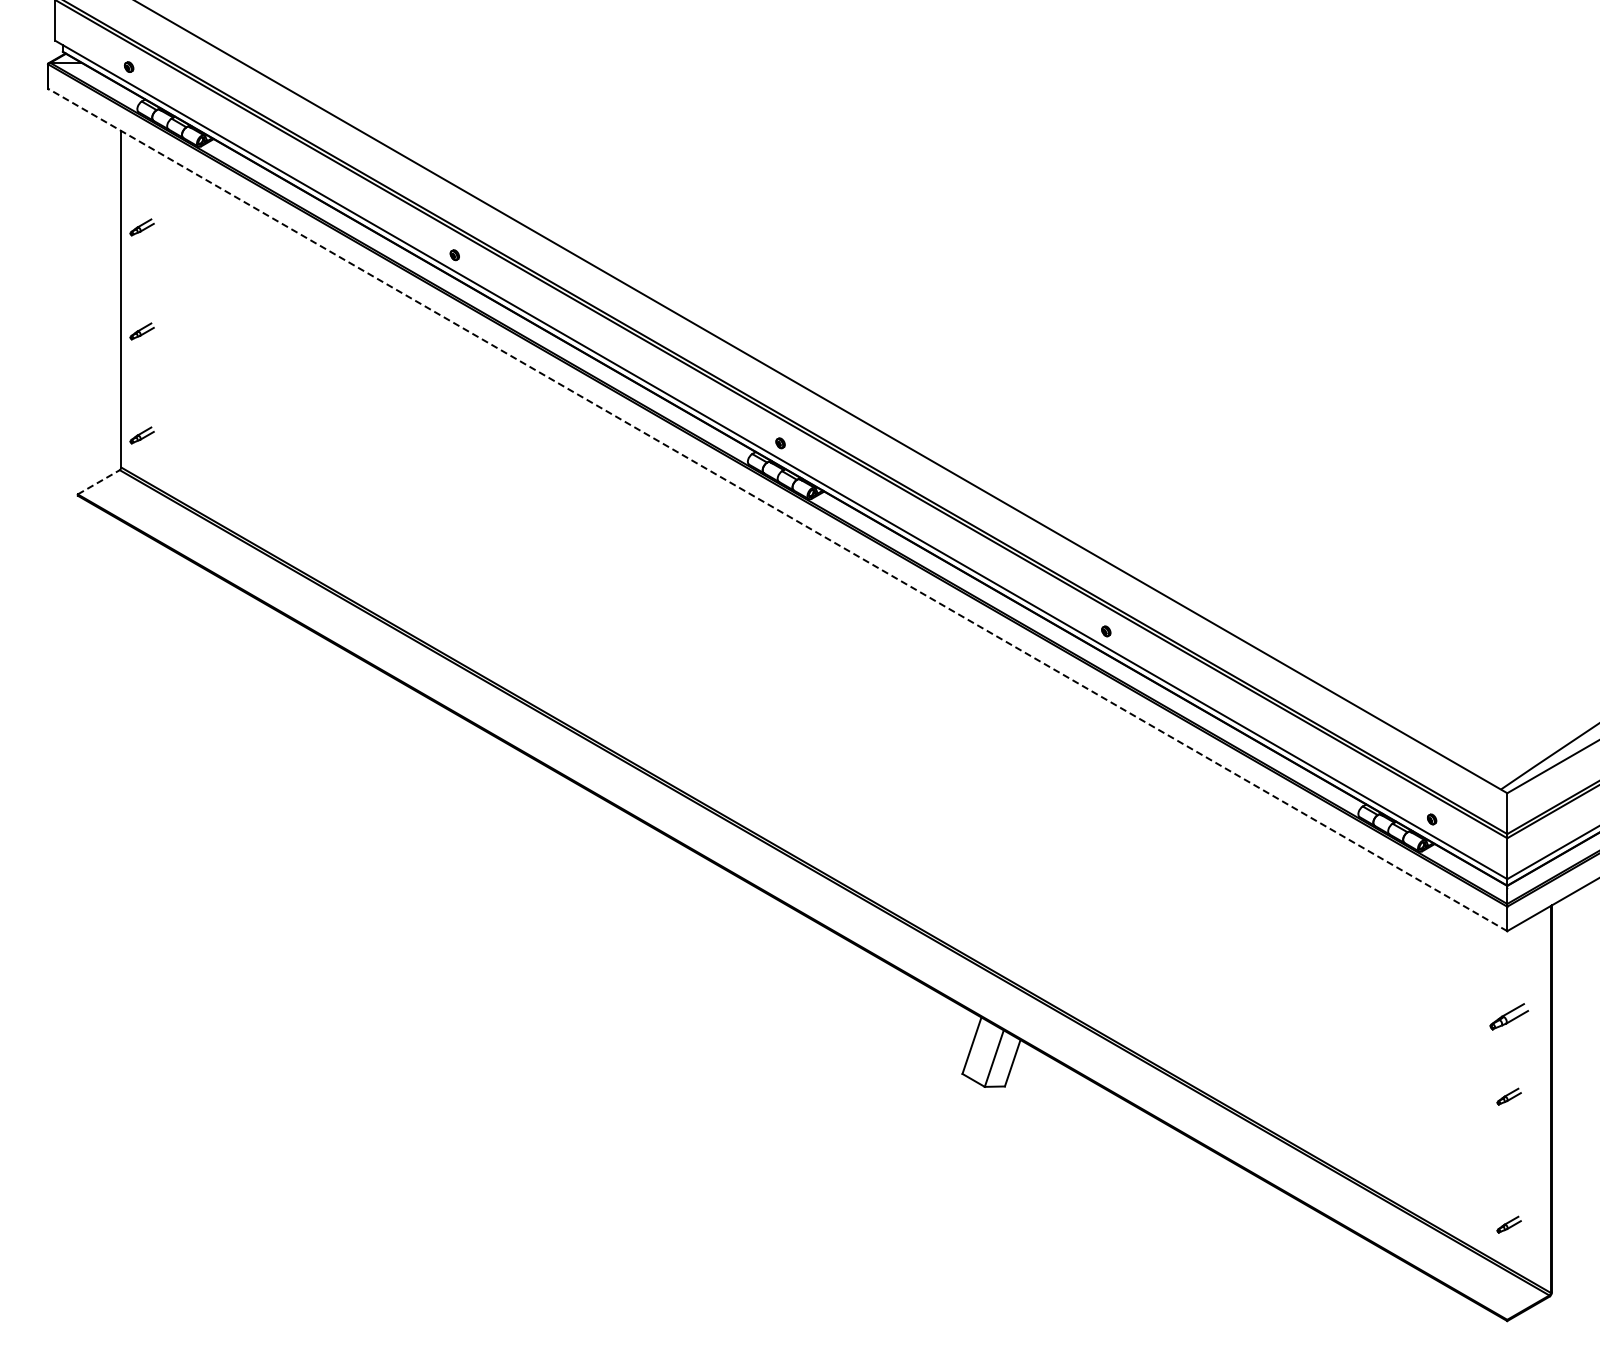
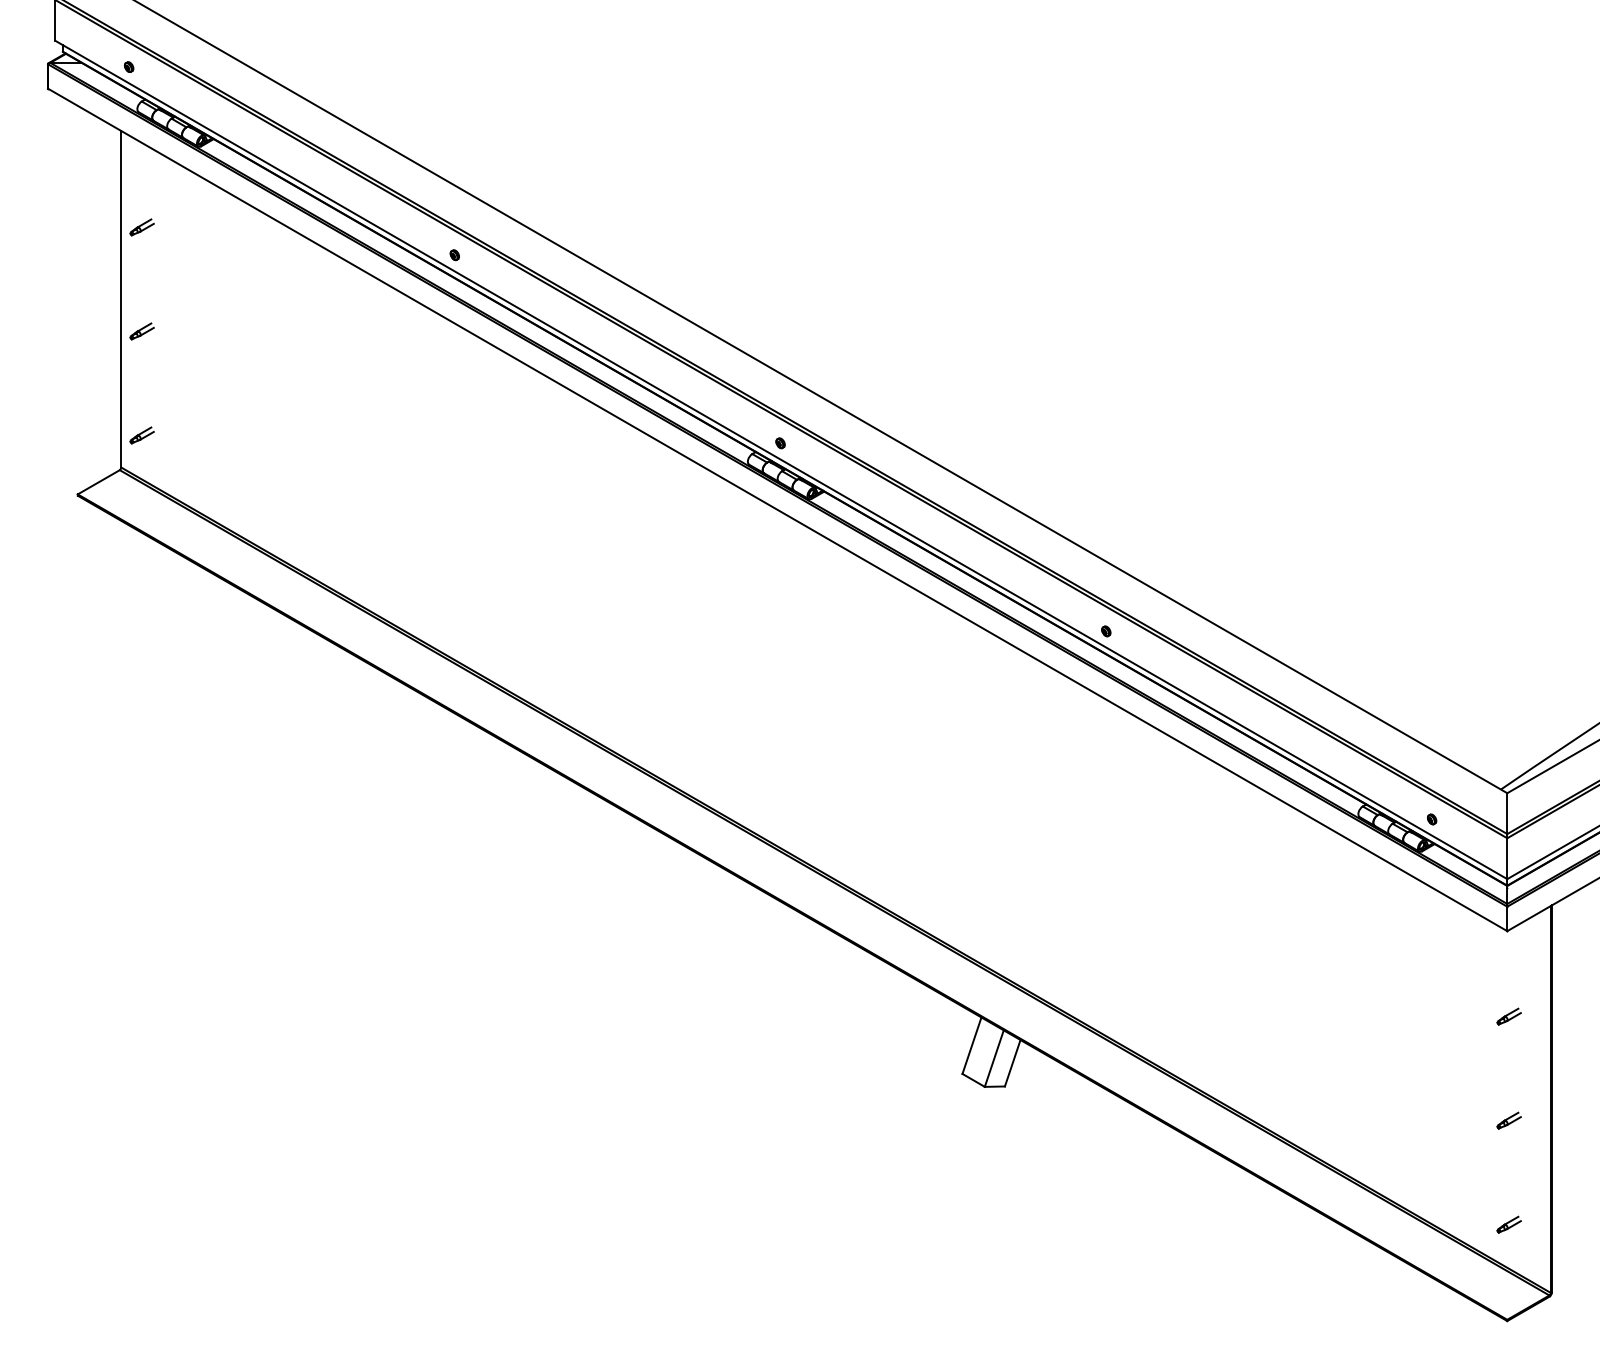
line: dashed -> solid (99, 482)
line: dashed -> solid (777, 509)
part size: 41x28 px -> 26x19 px (1508, 1016)
part position: (1508, 1096) -> (1508, 1120) (1508, 1120)
